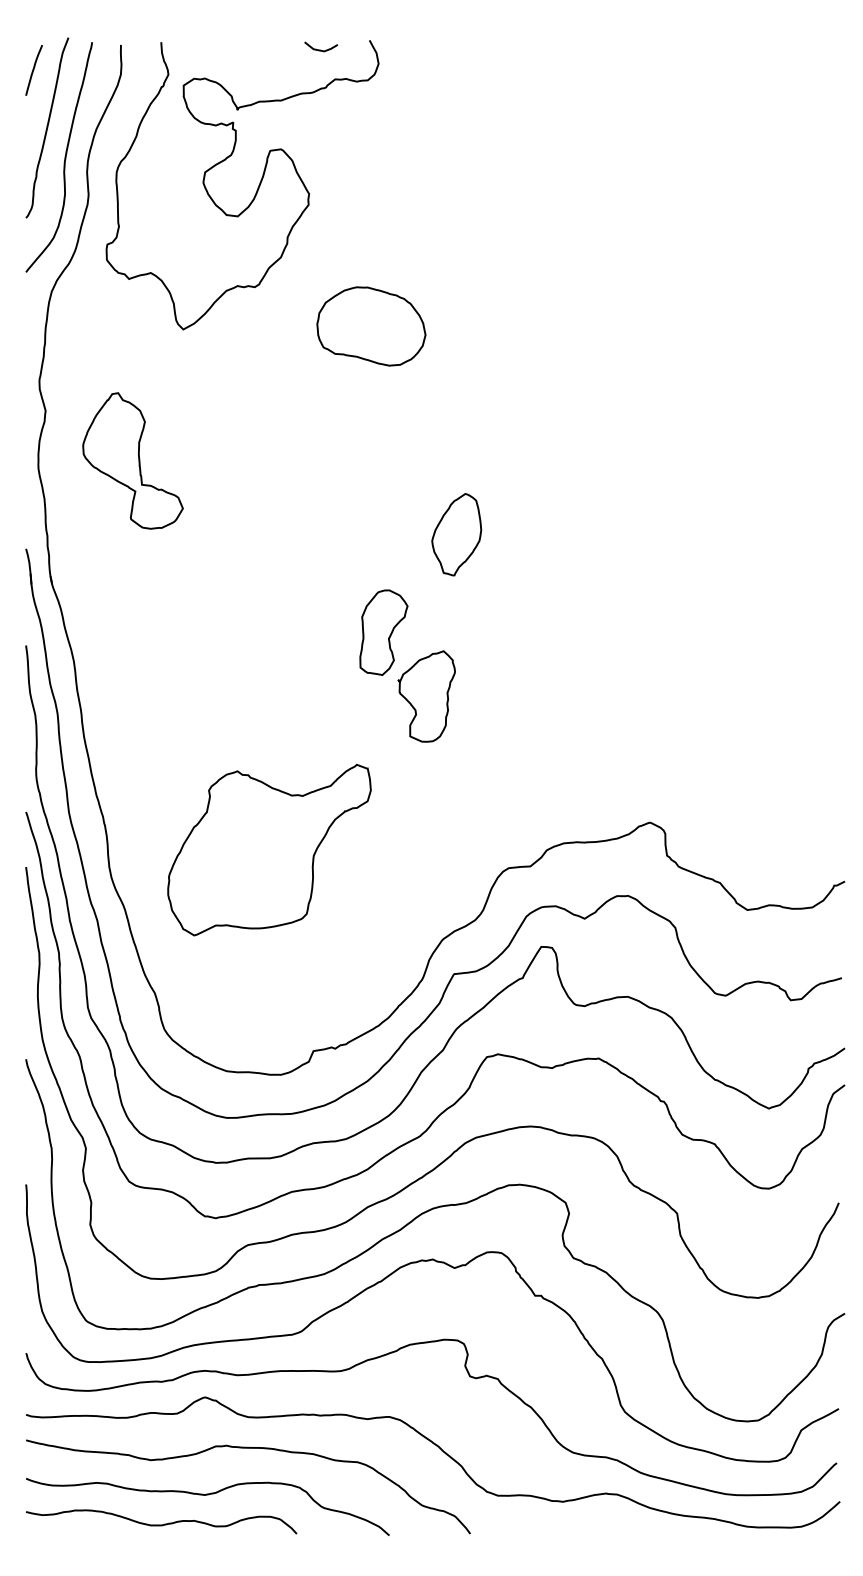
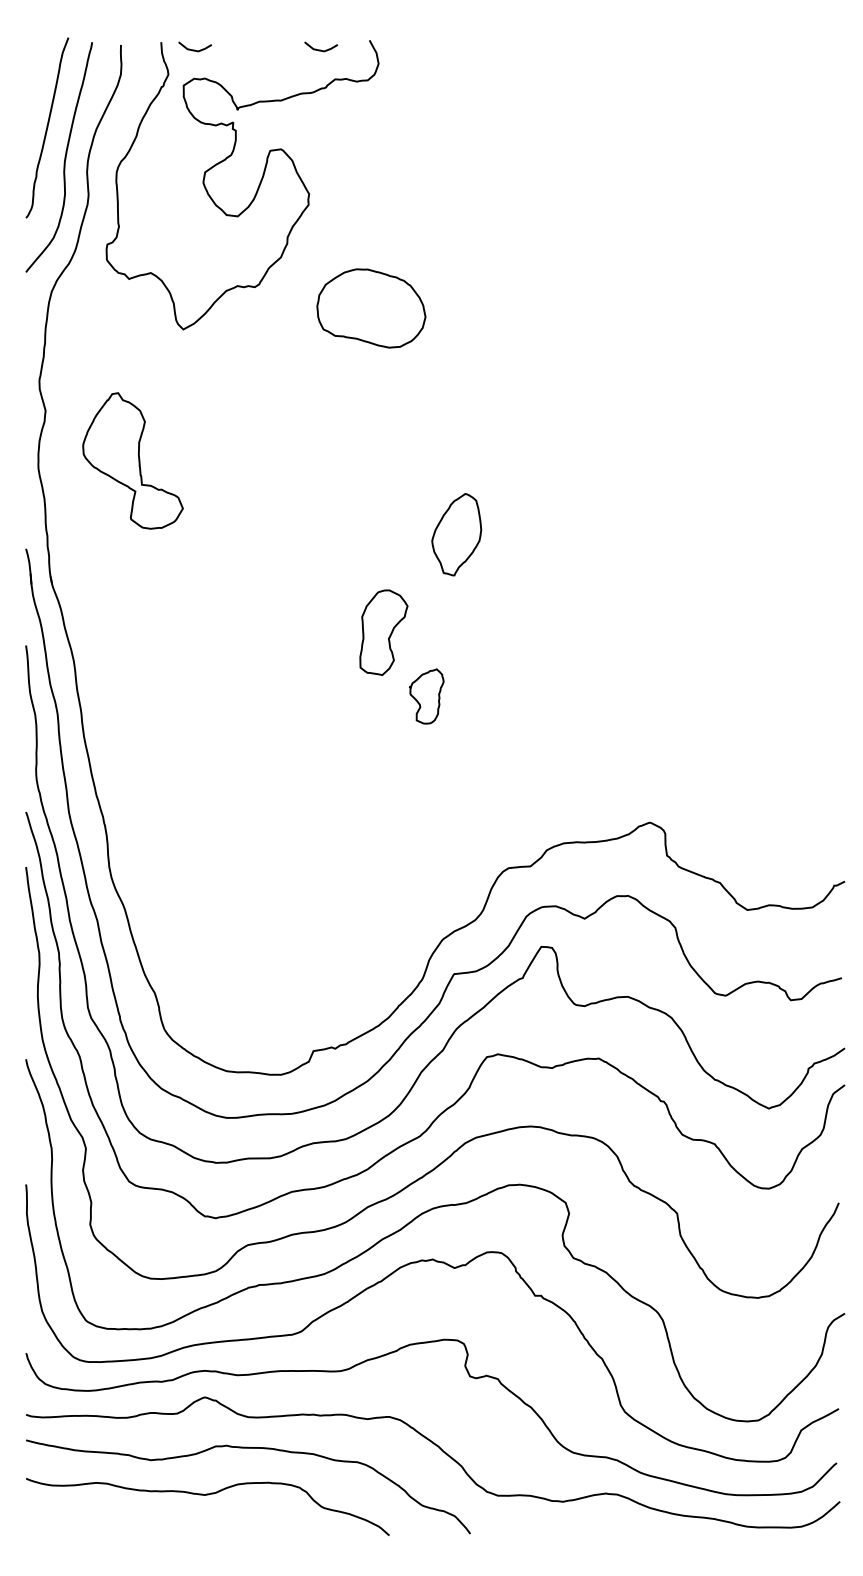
curve: none -> present (195, 49)
curve: present -> none (33, 70)
part position: (371, 326) -> (371, 308) (371, 308)
part size: 59x93 px -> 36x57 px (426, 696)
part: present -> none (269, 849)
curve: present -> none (161, 1524)
